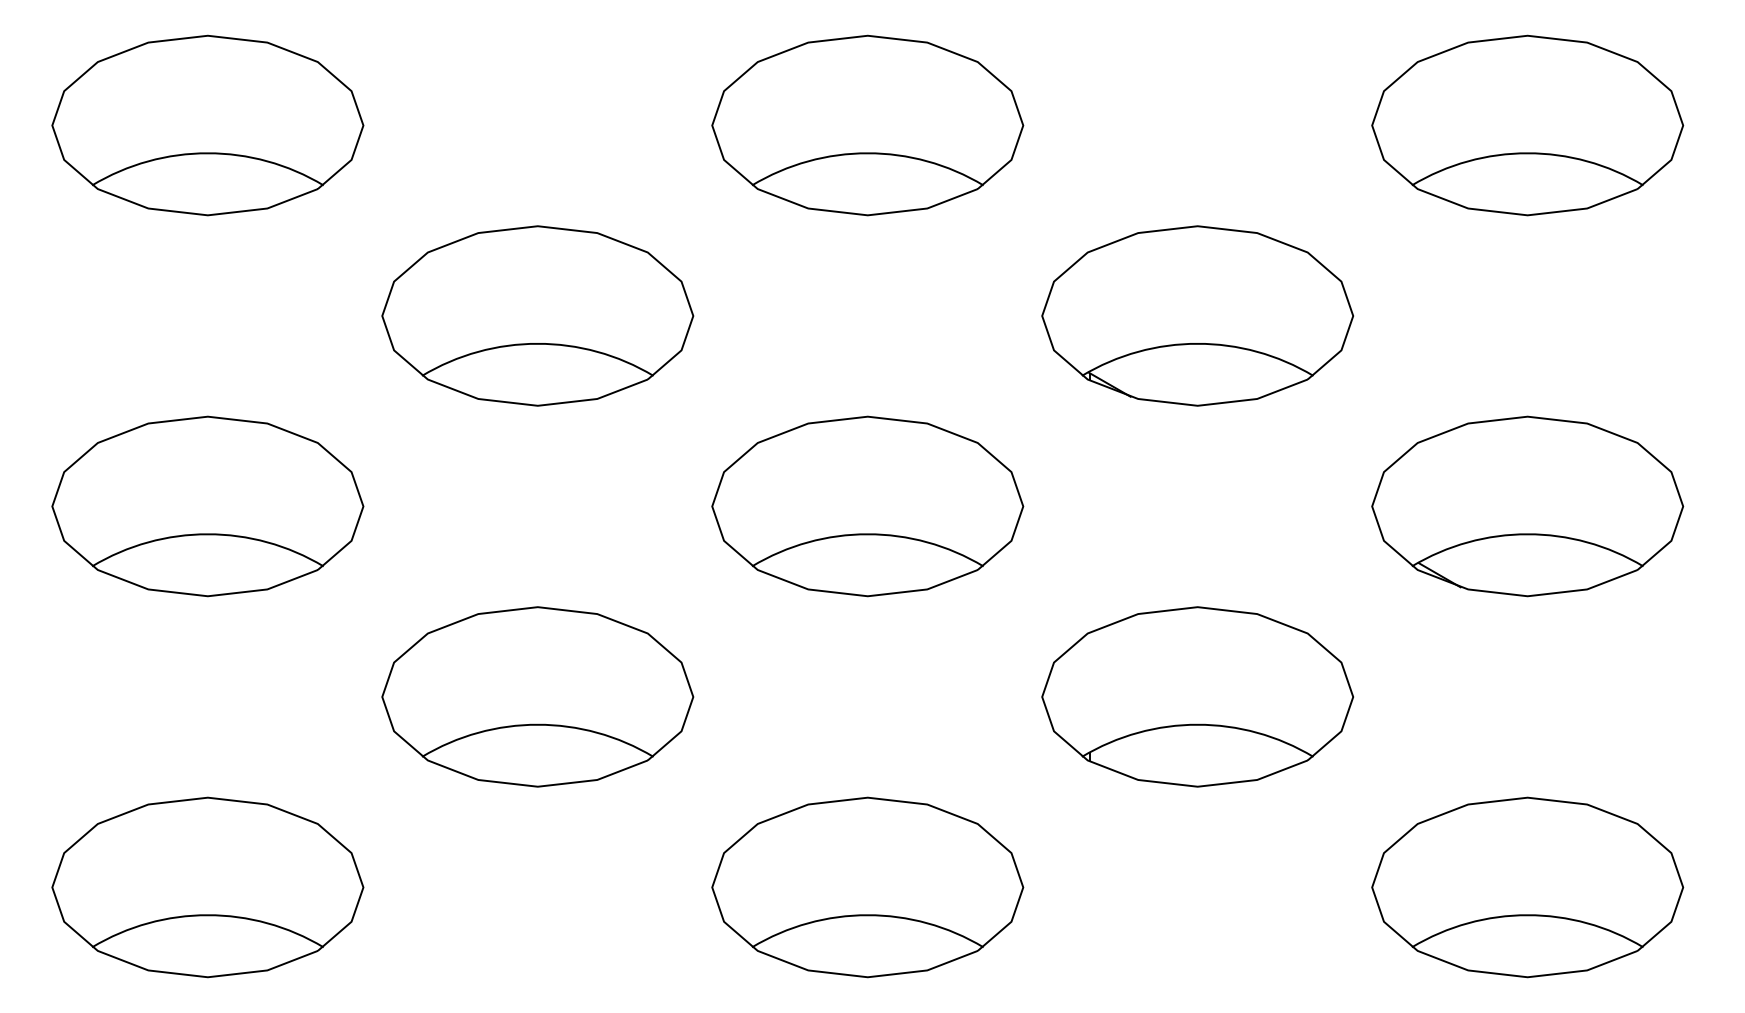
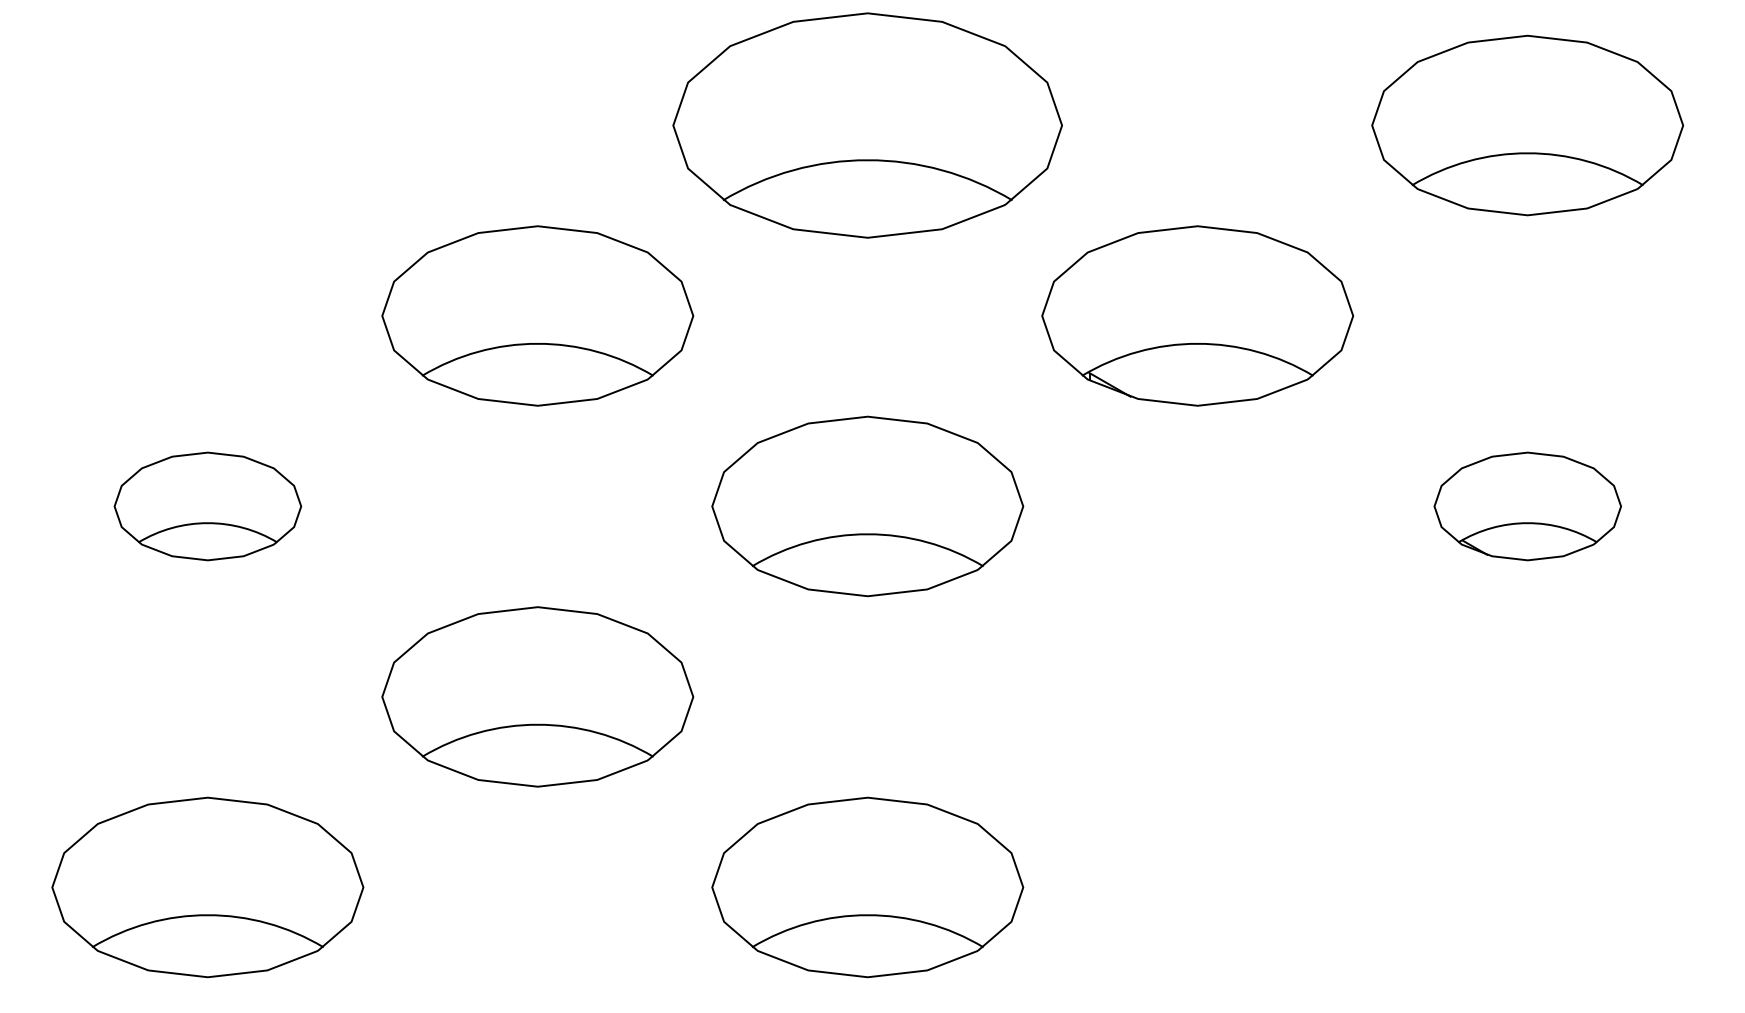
part: present -> none (207, 125)
part size: 314x183 px -> 391x227 px (867, 125)
part size: 314x183 px -> 190x111 px (207, 506)
part size: 314x183 px -> 189x111 px (1527, 506)
part: present -> none (1197, 696)
part: present -> none (1527, 887)
